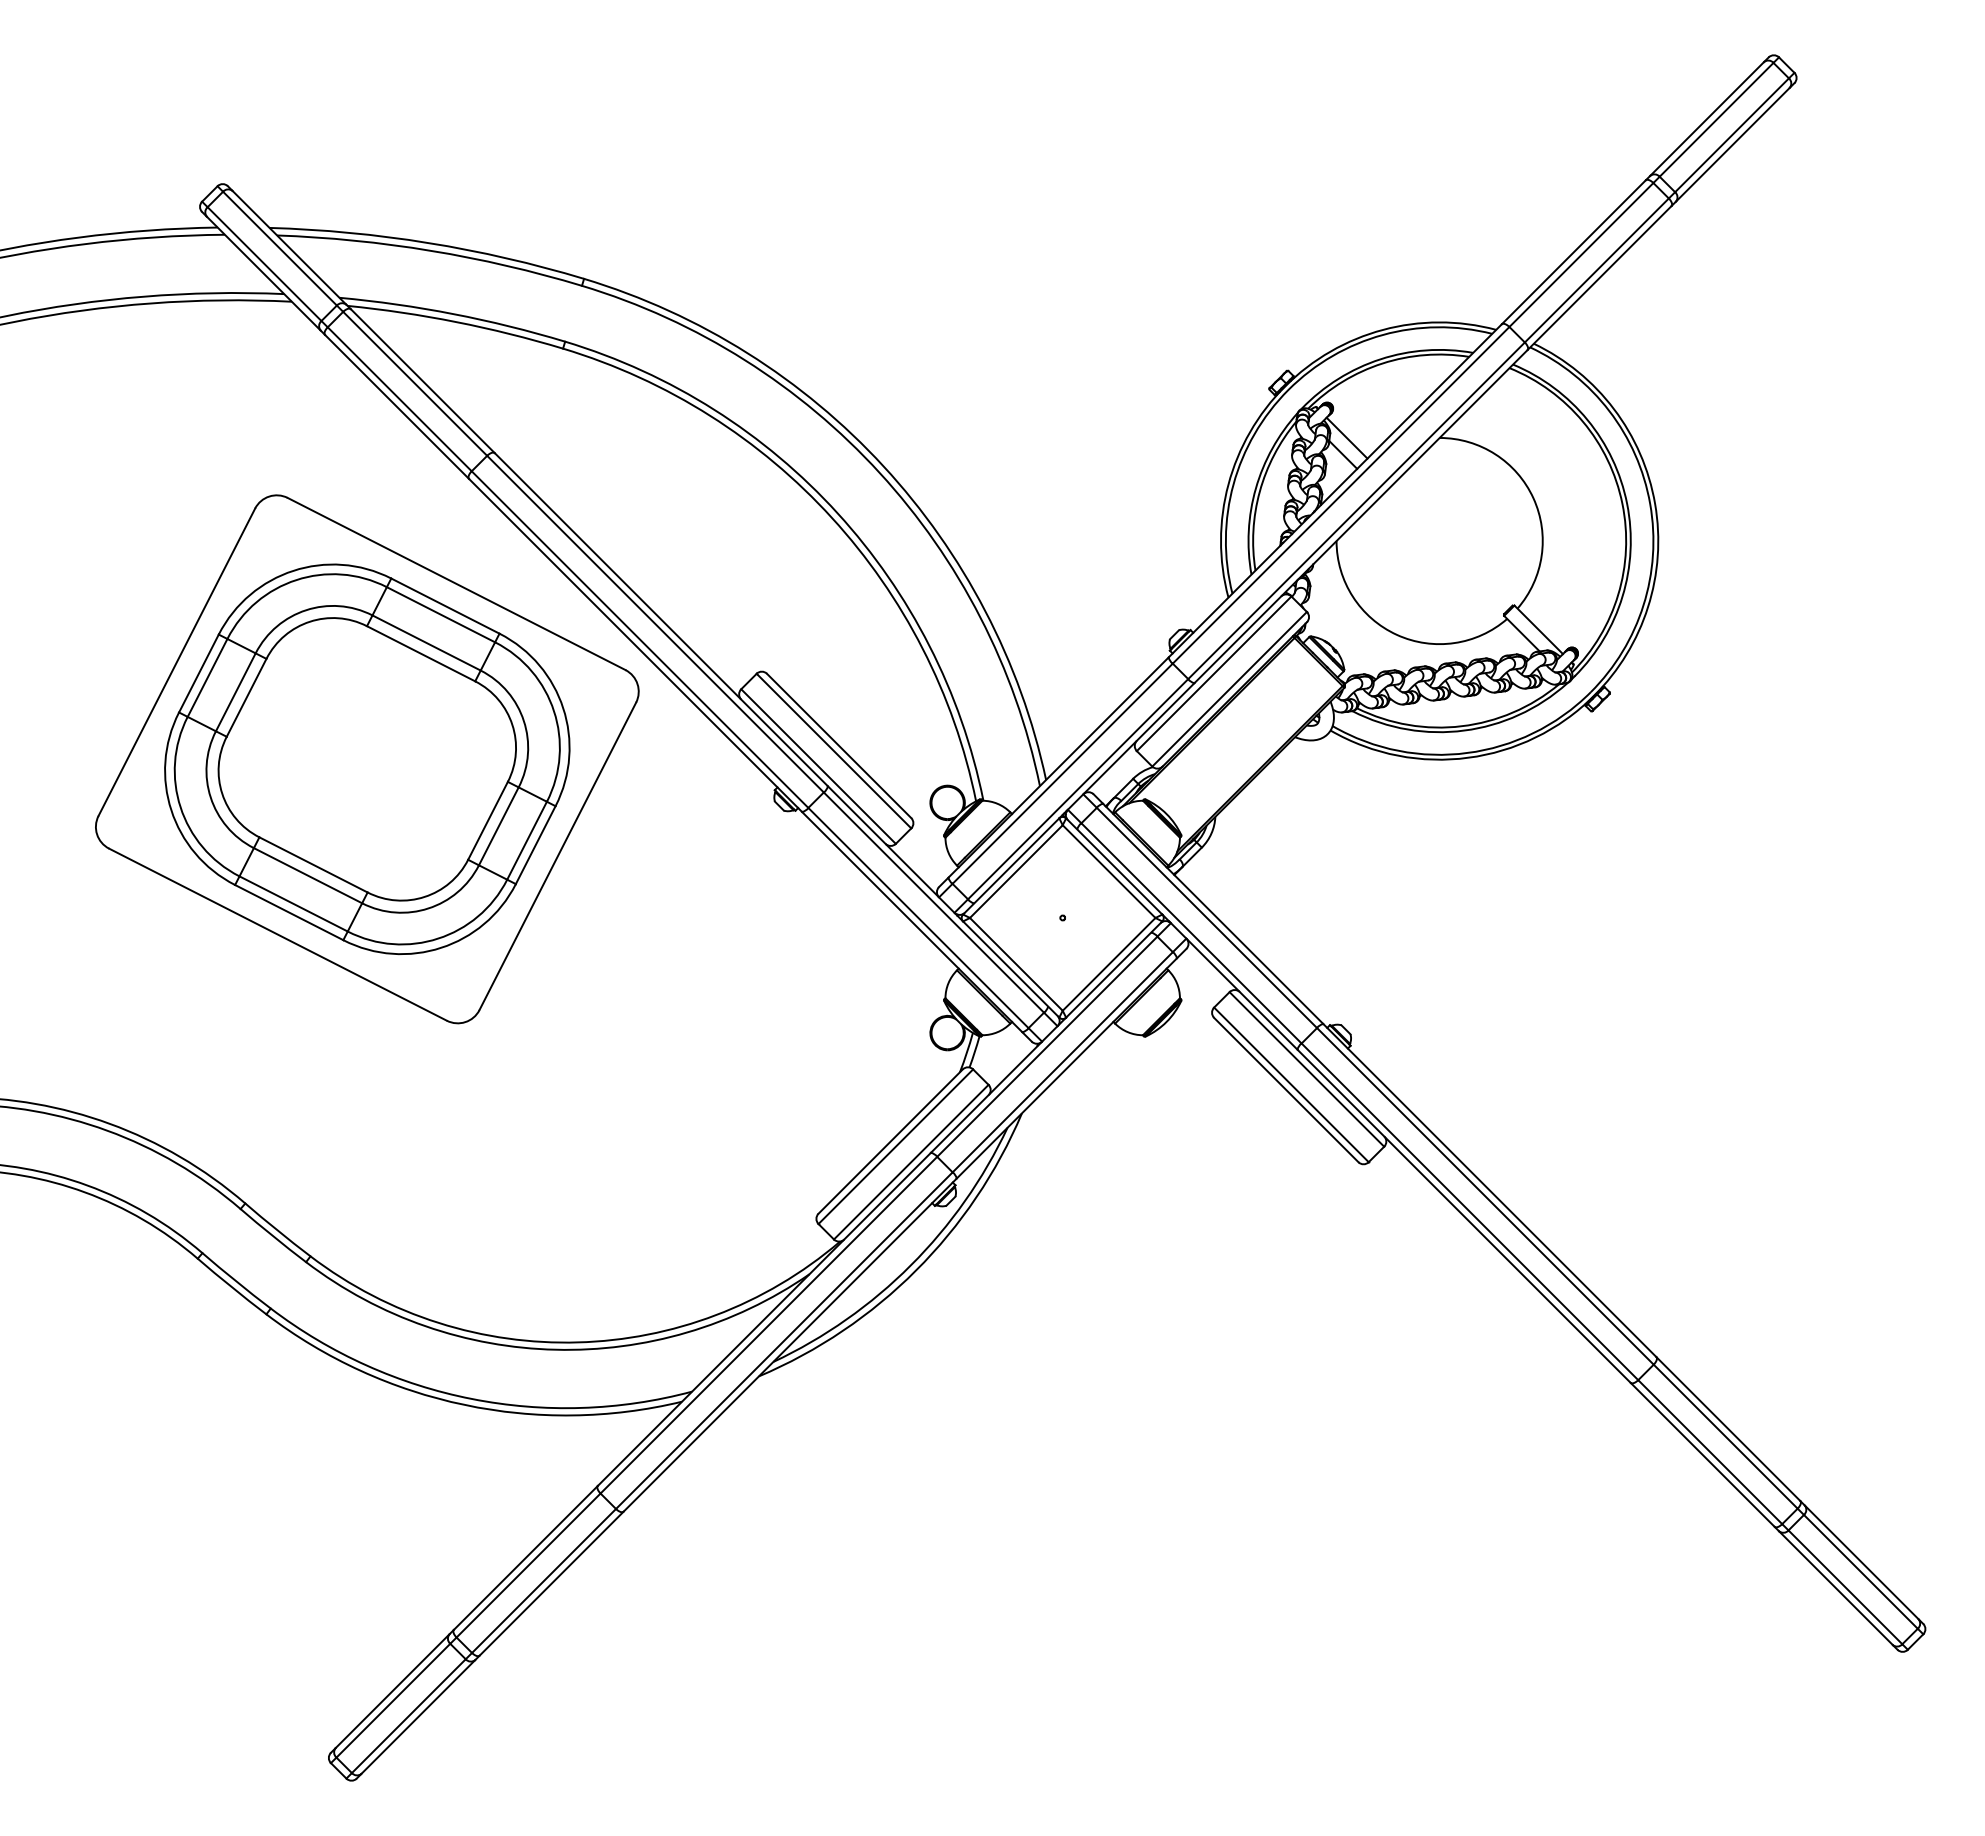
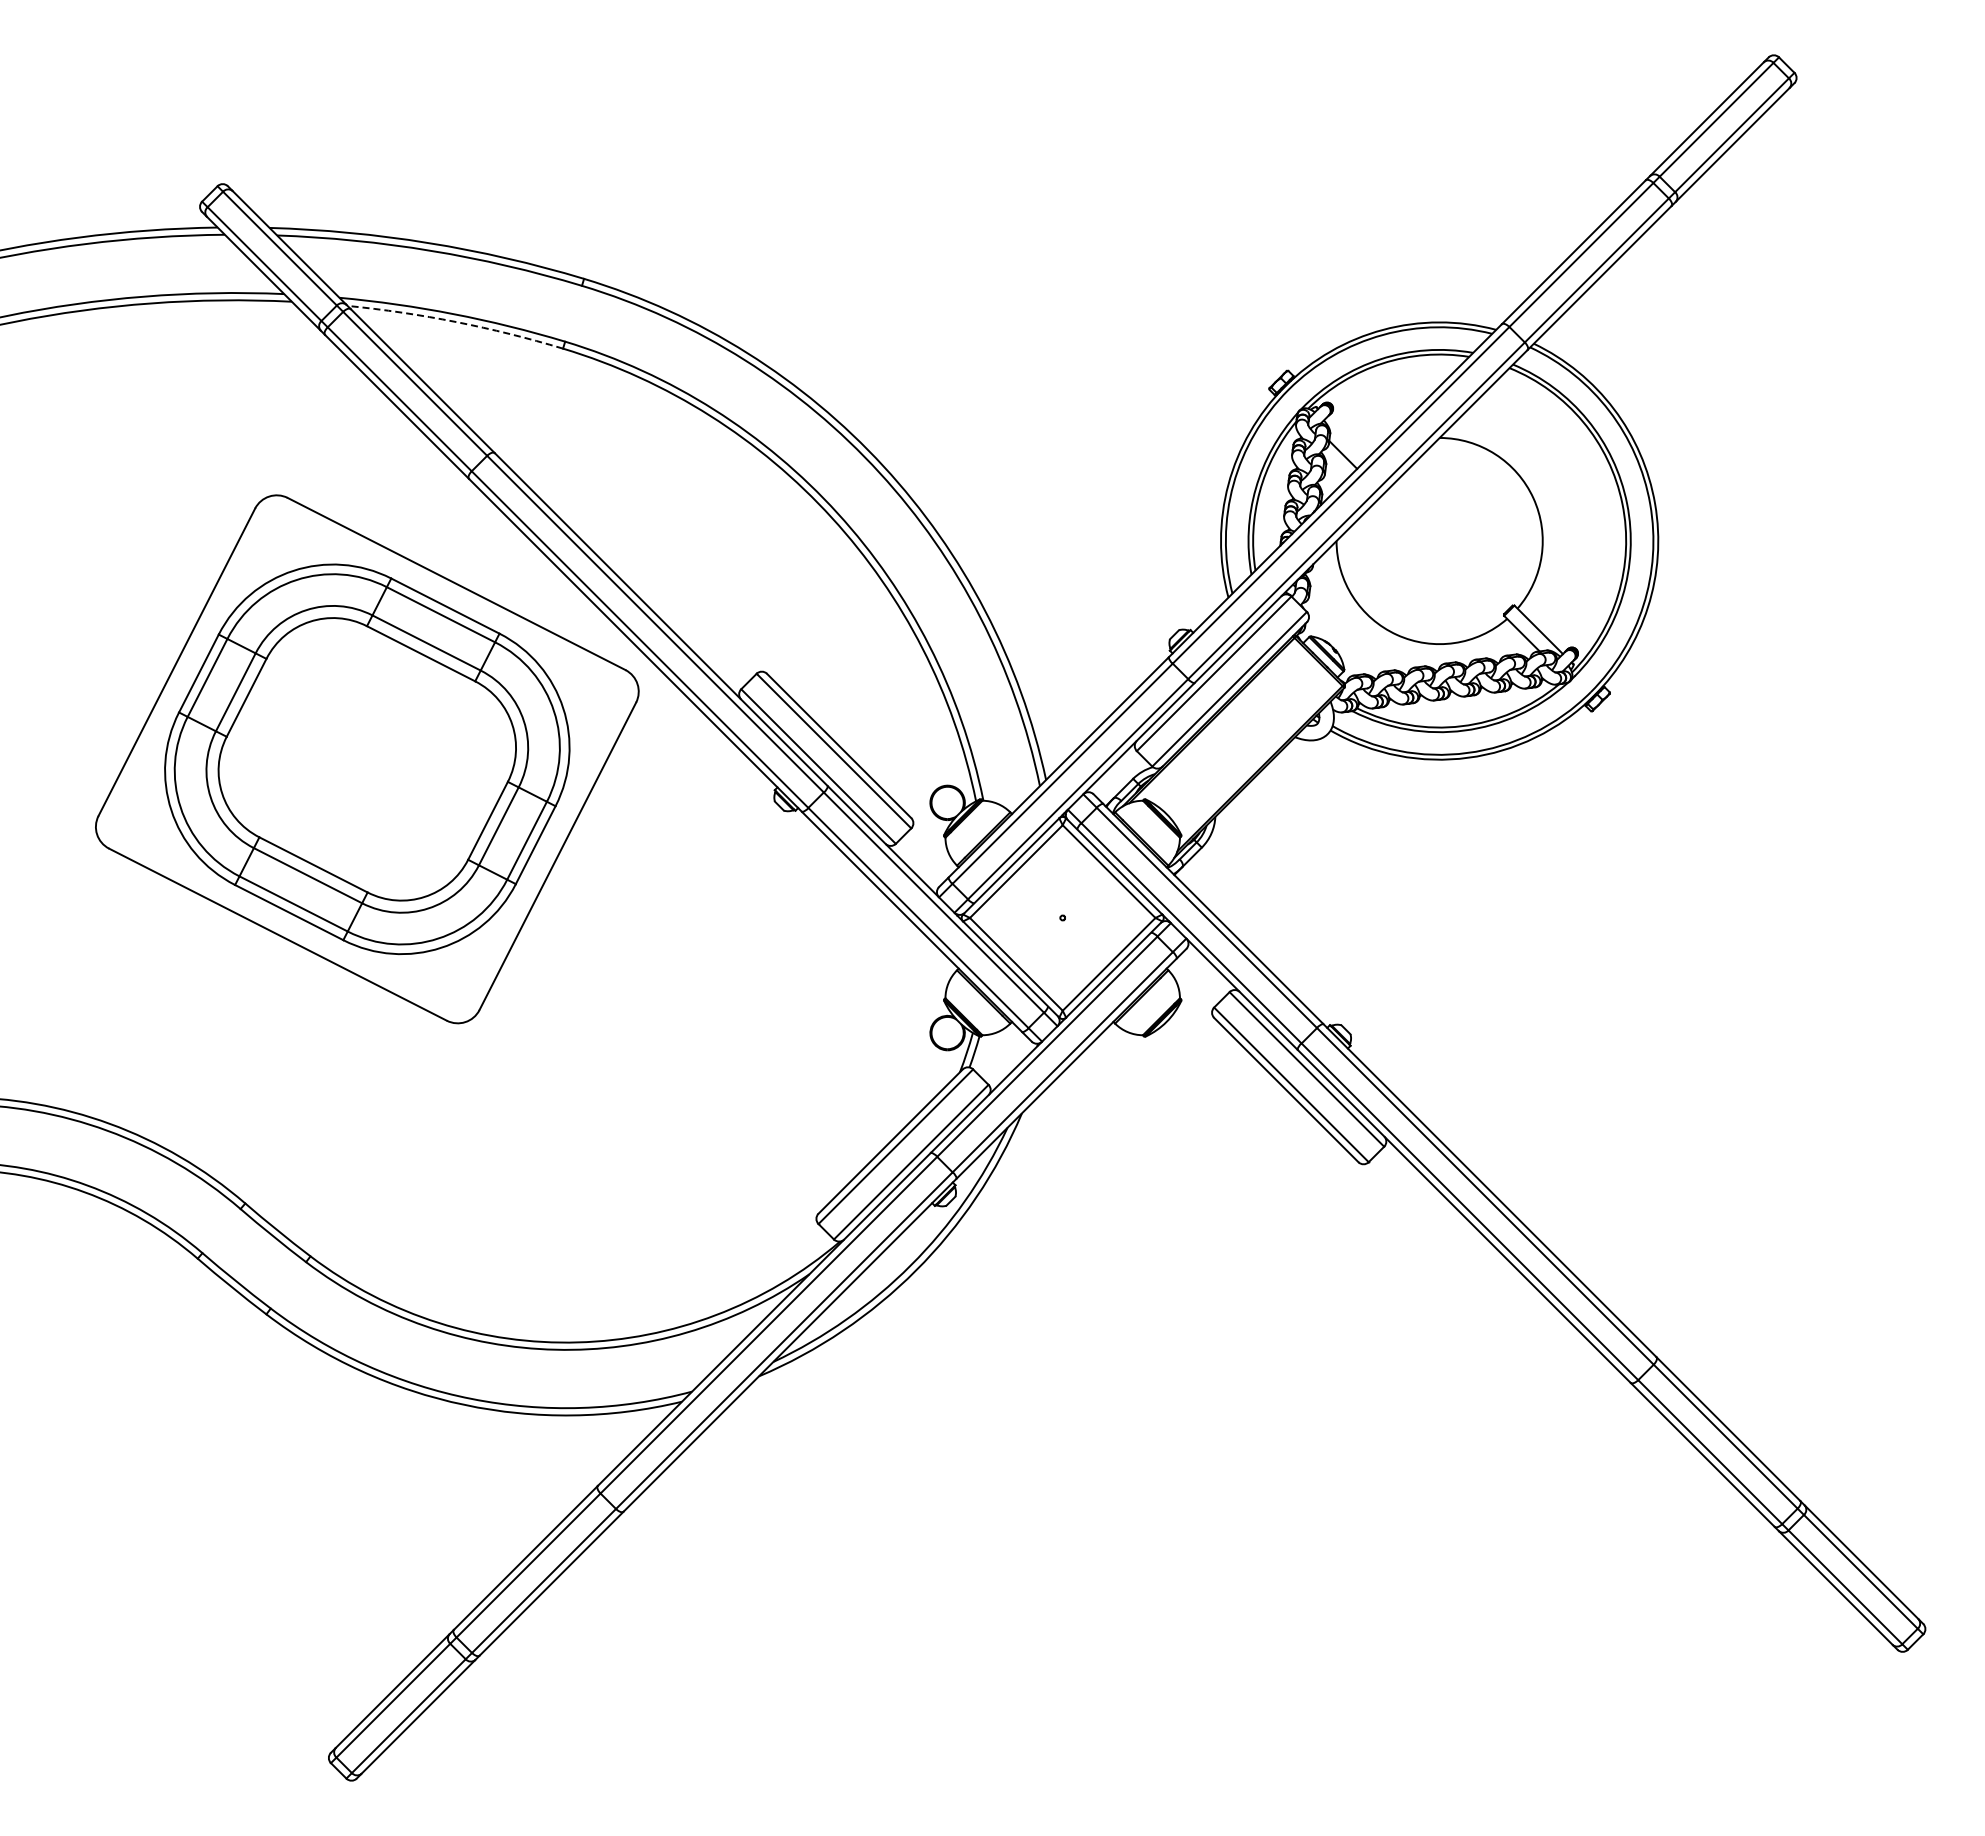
arc: solid -> dashed (456, 322)
line: present -> none (1346, 437)
